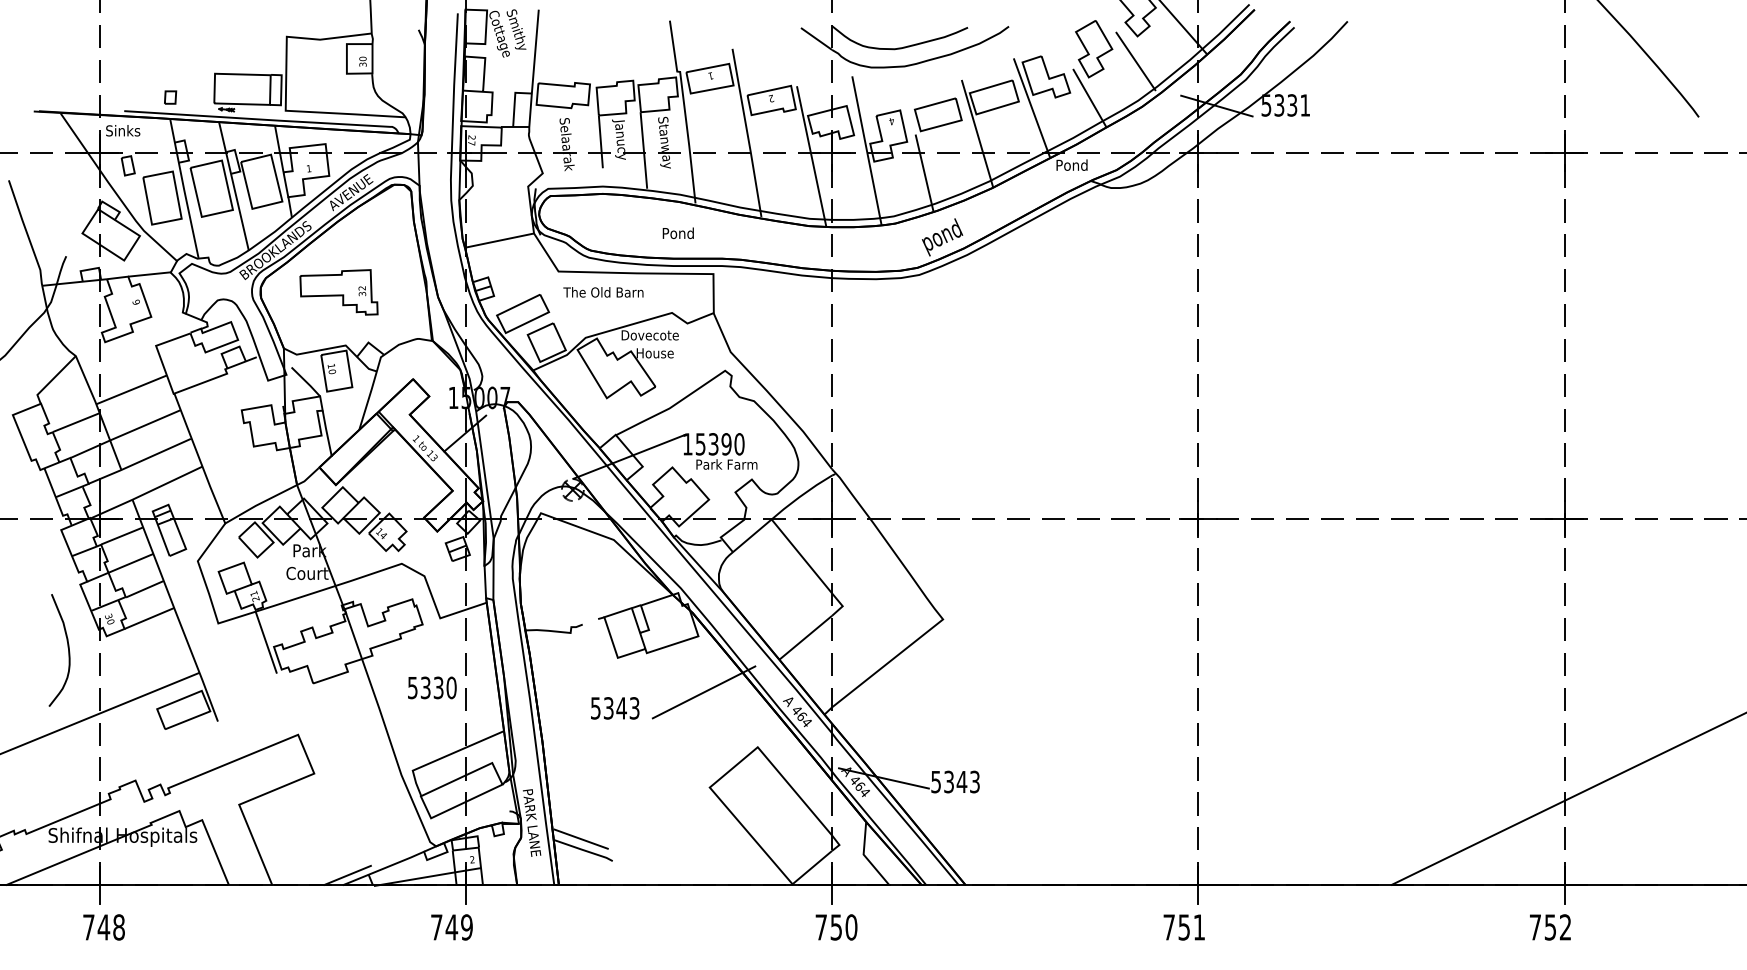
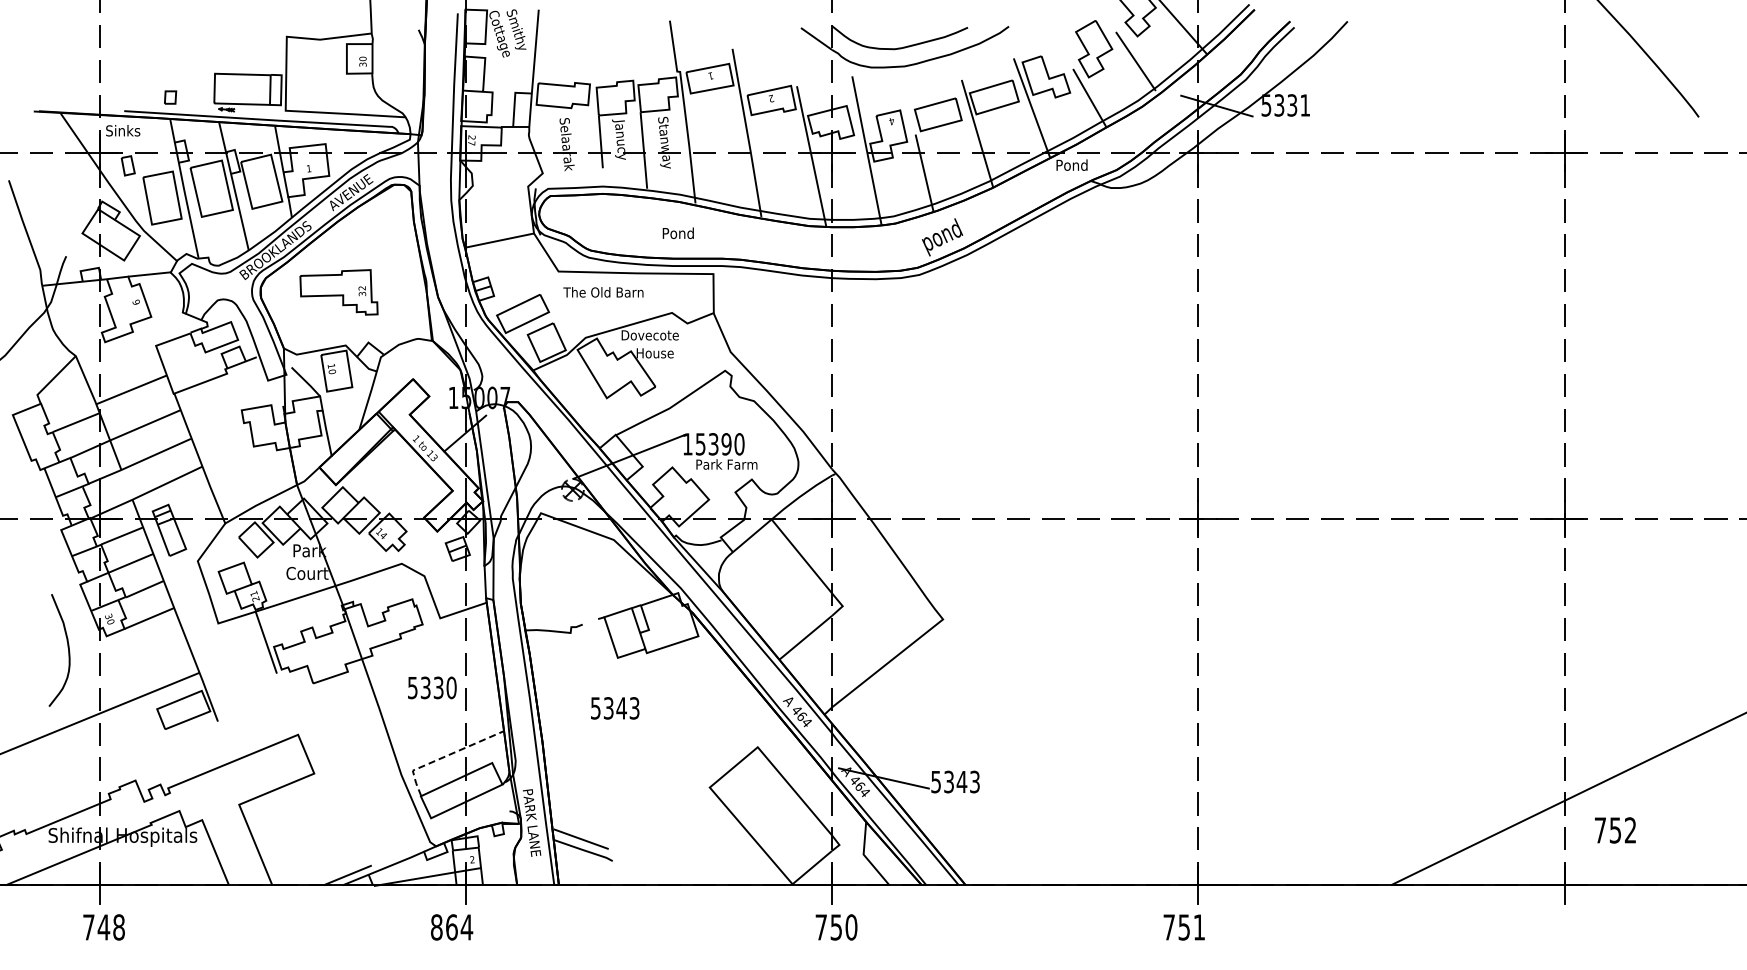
line: present -> none (703, 692)
line: solid -> dashed (445, 756)
text: 749 -> 864 (452, 927)
text position: (1550, 927) -> (1615, 830) (1615, 830)
